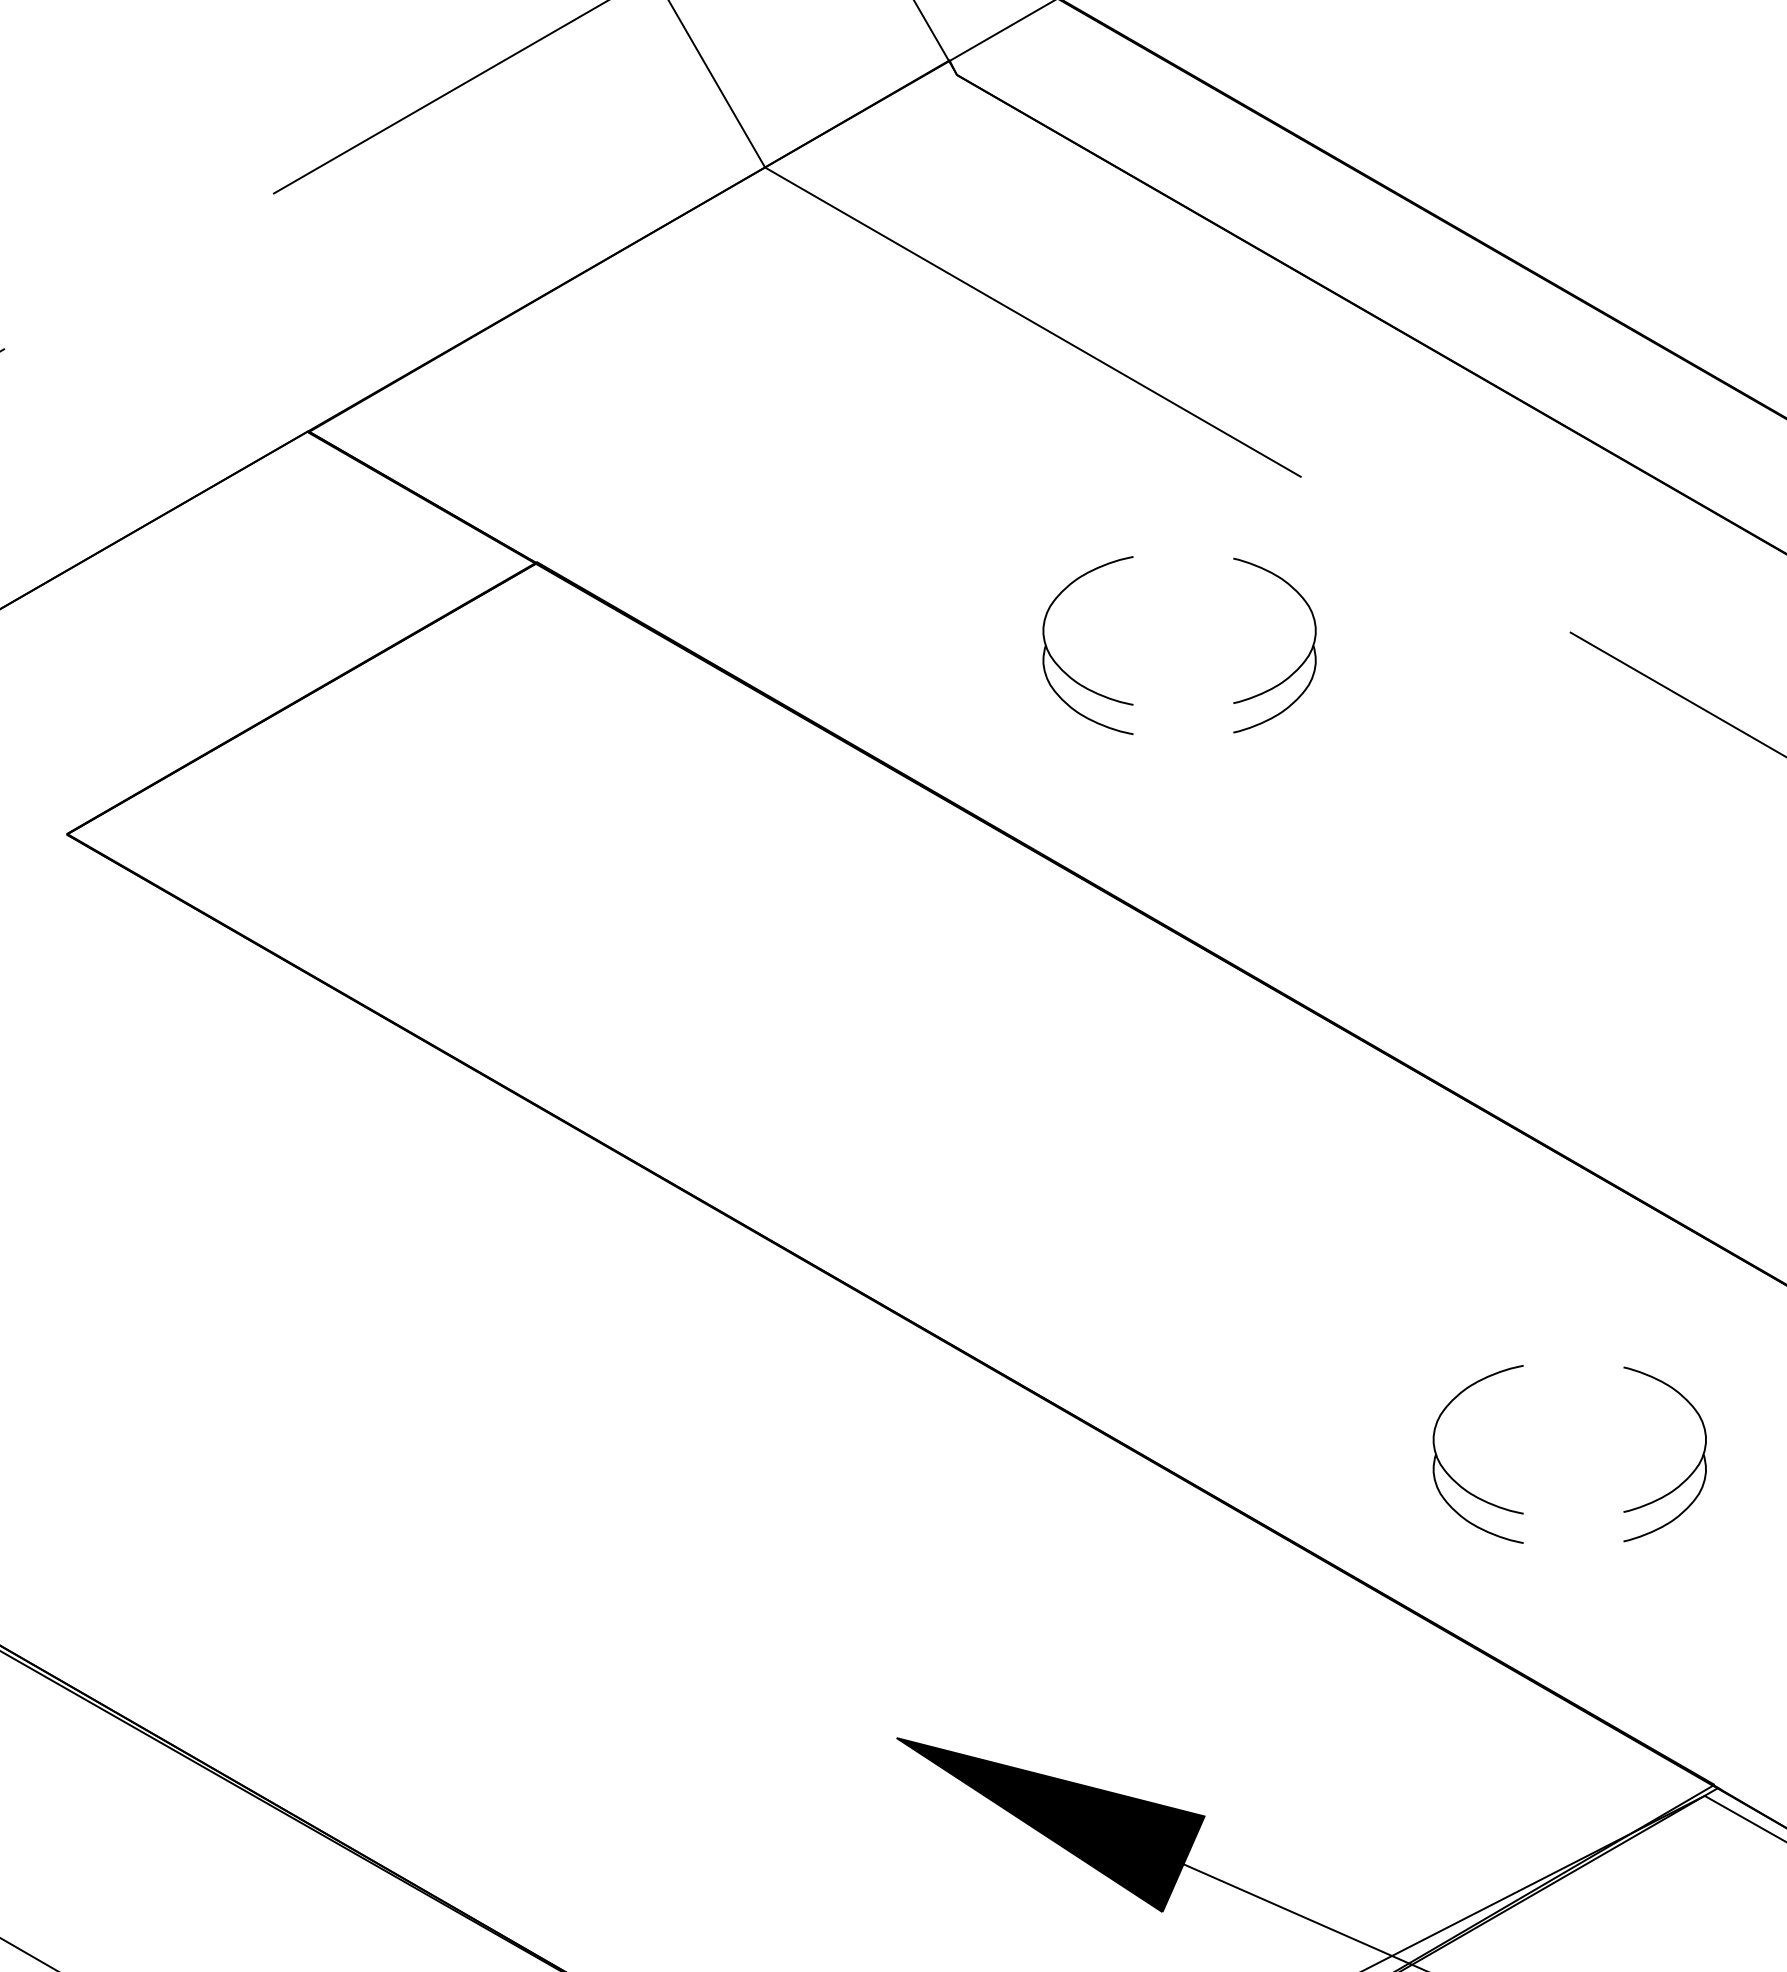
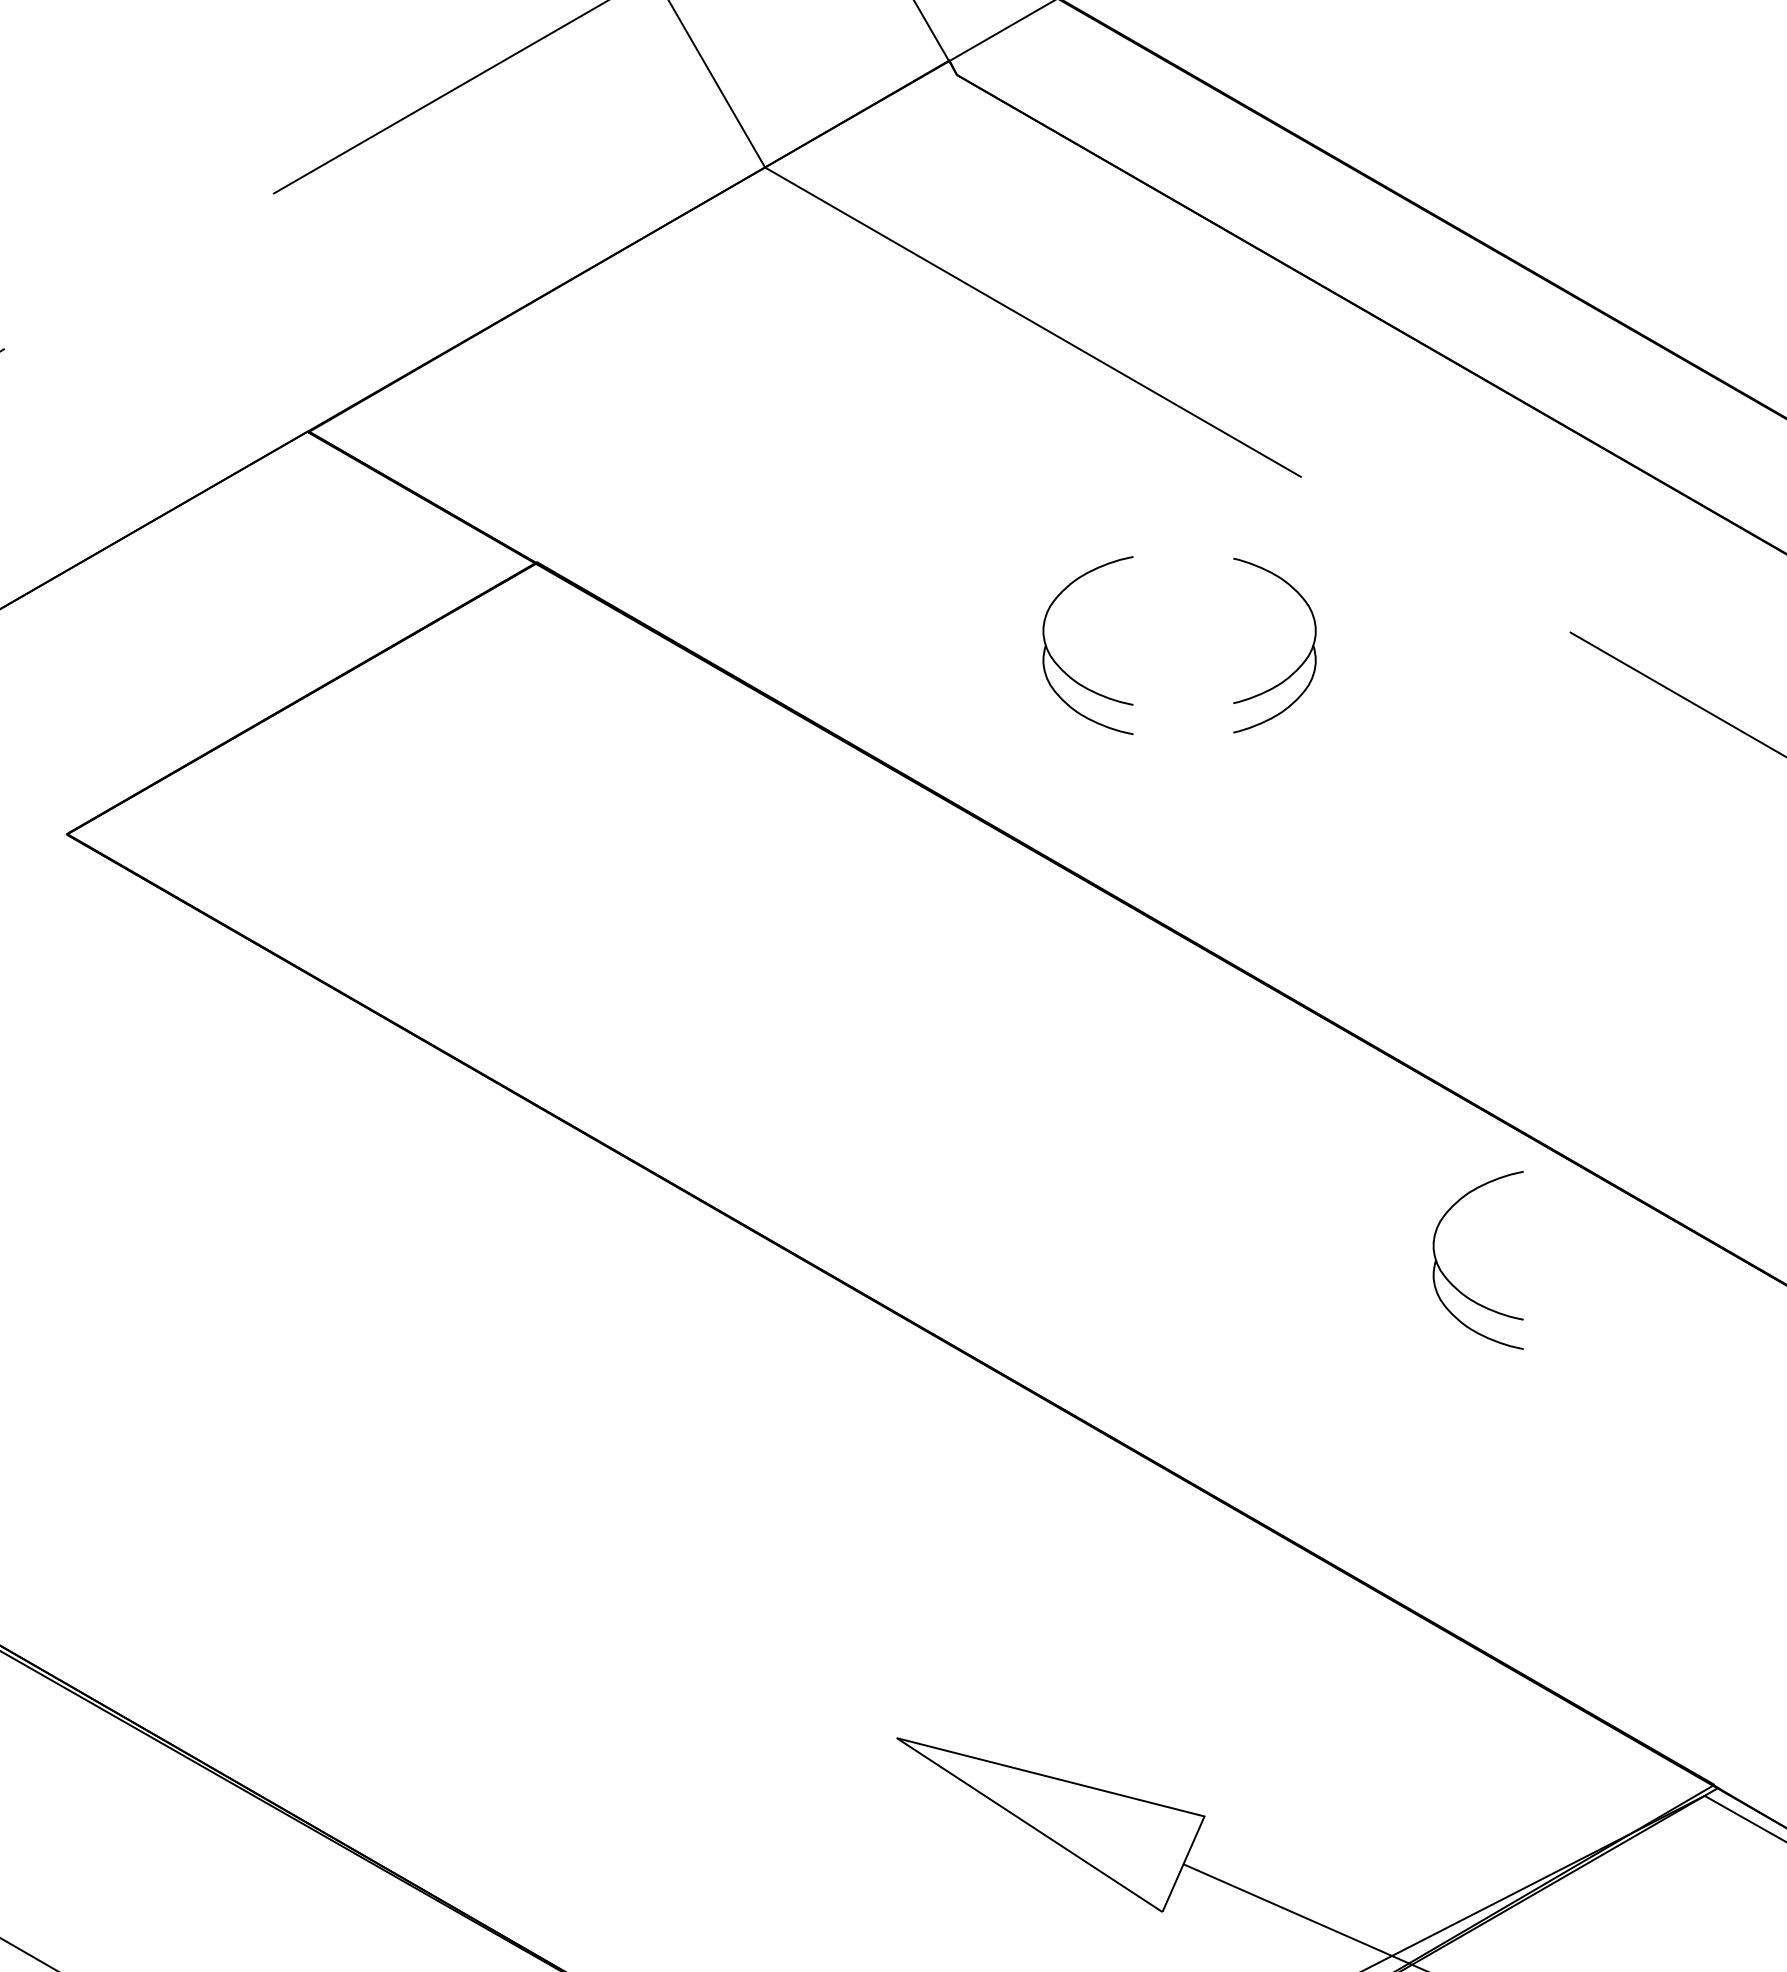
part: present -> none (1691, 1472)
part position: (1453, 1478) -> (1453, 1284) (1453, 1284)
fill: present -> none (1050, 1825)
